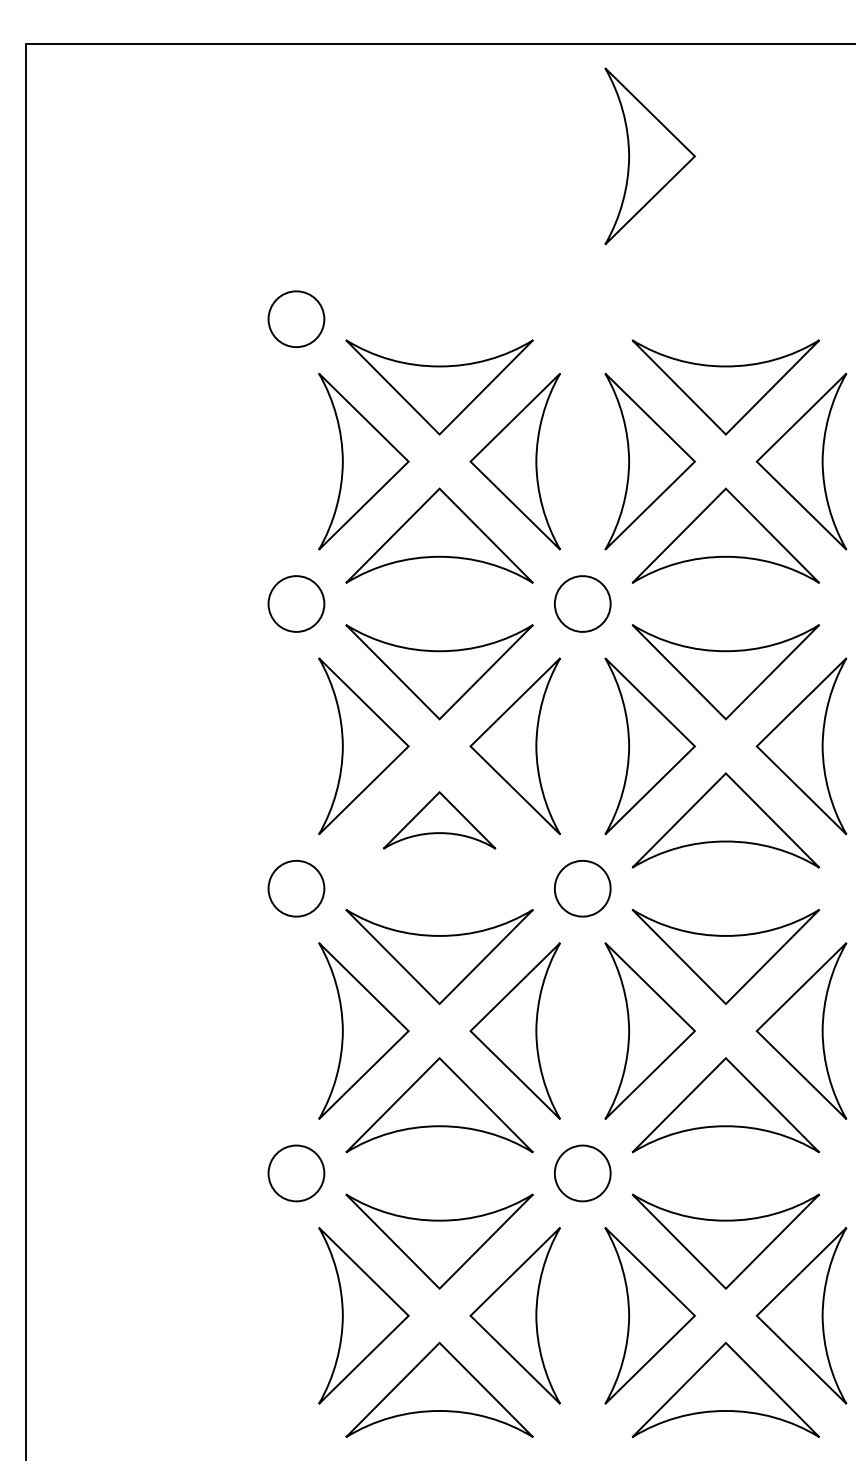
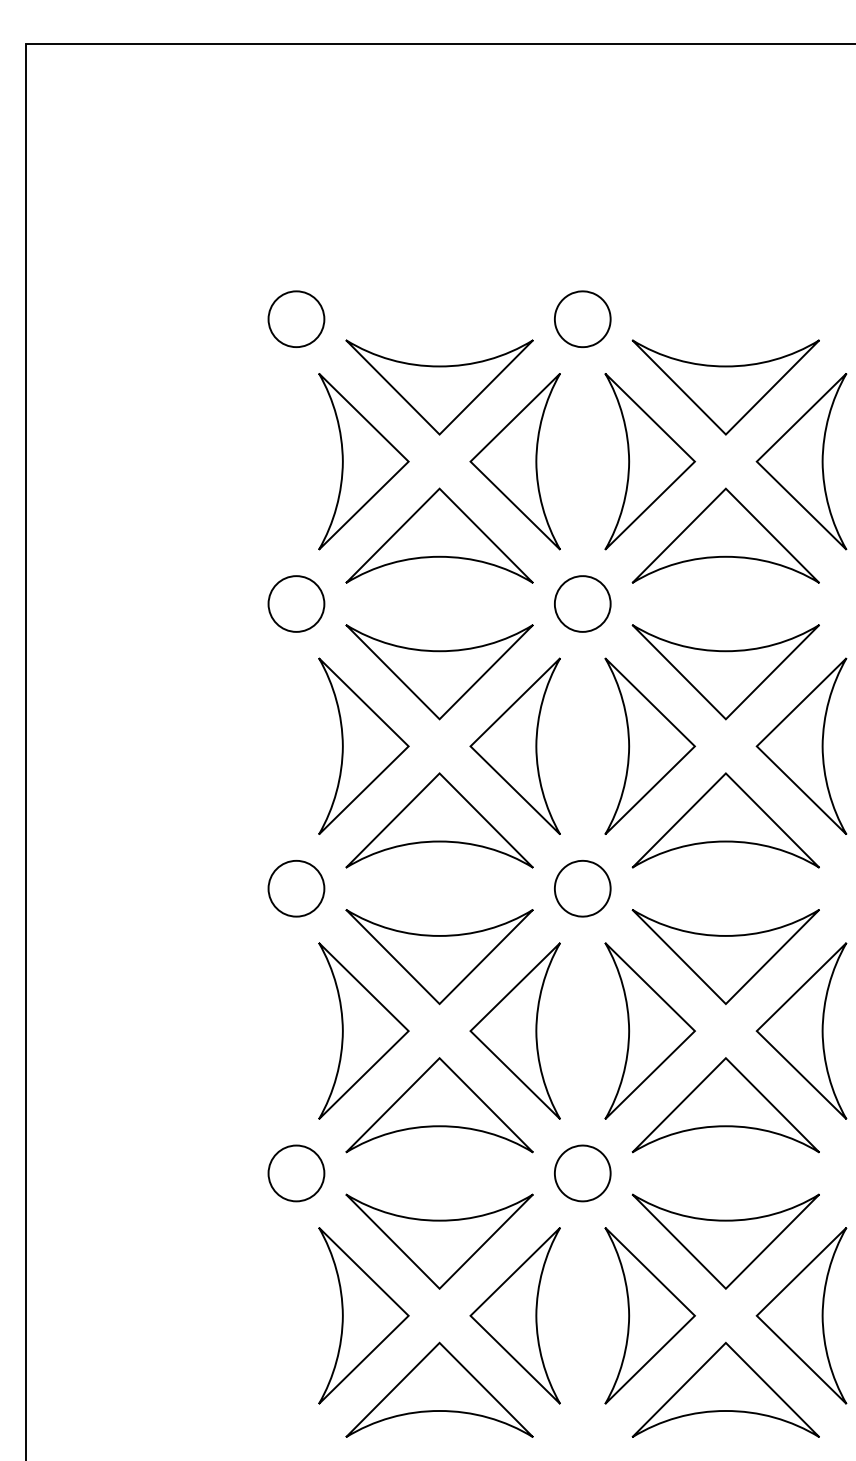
part: present -> none (649, 155)
part: none -> present (582, 318)
part size: 114x59 px -> 189x97 px (439, 820)
